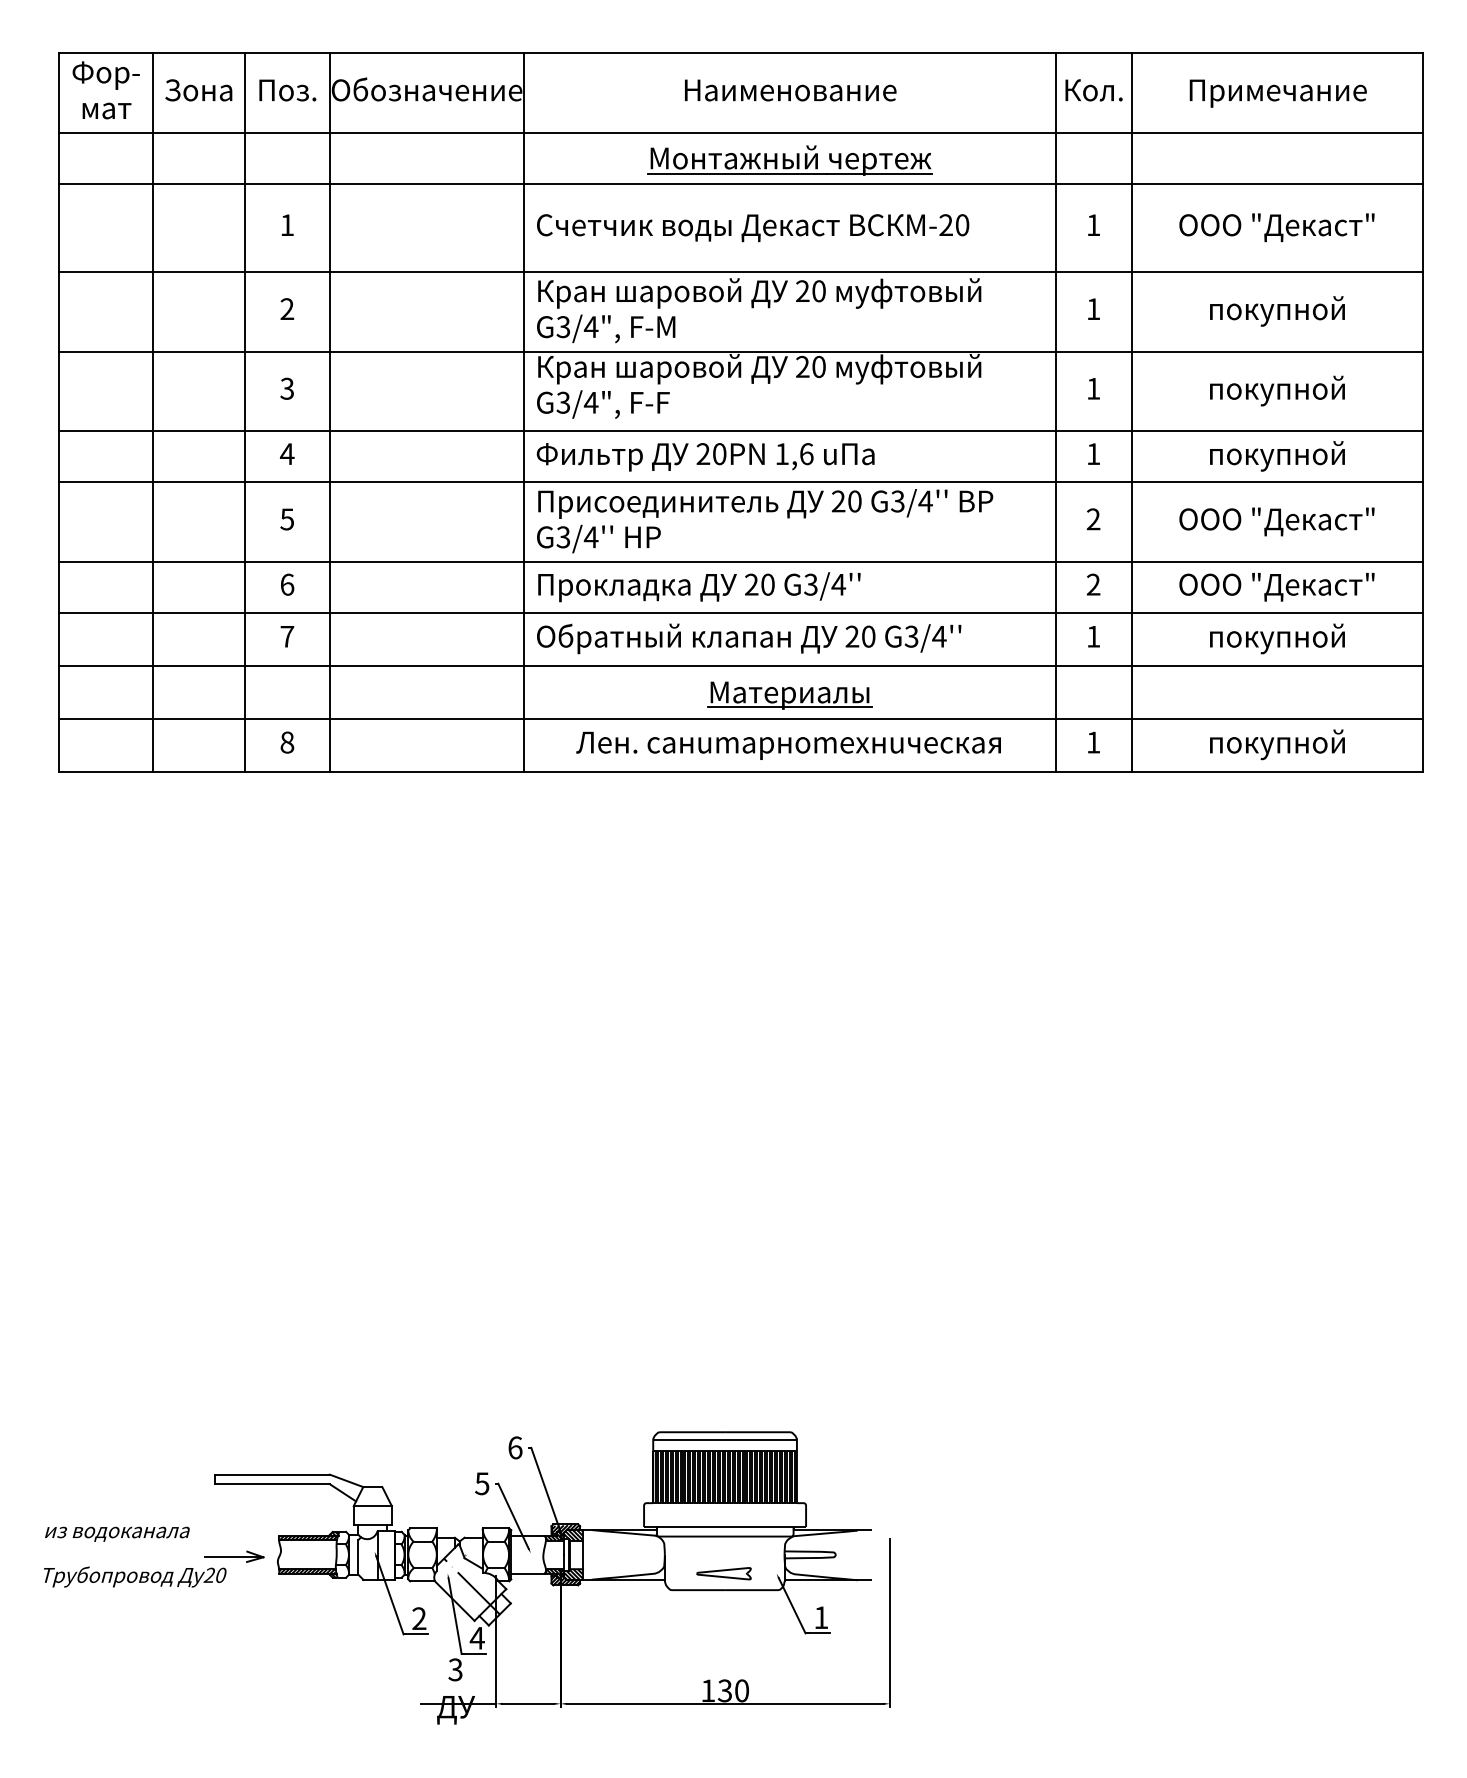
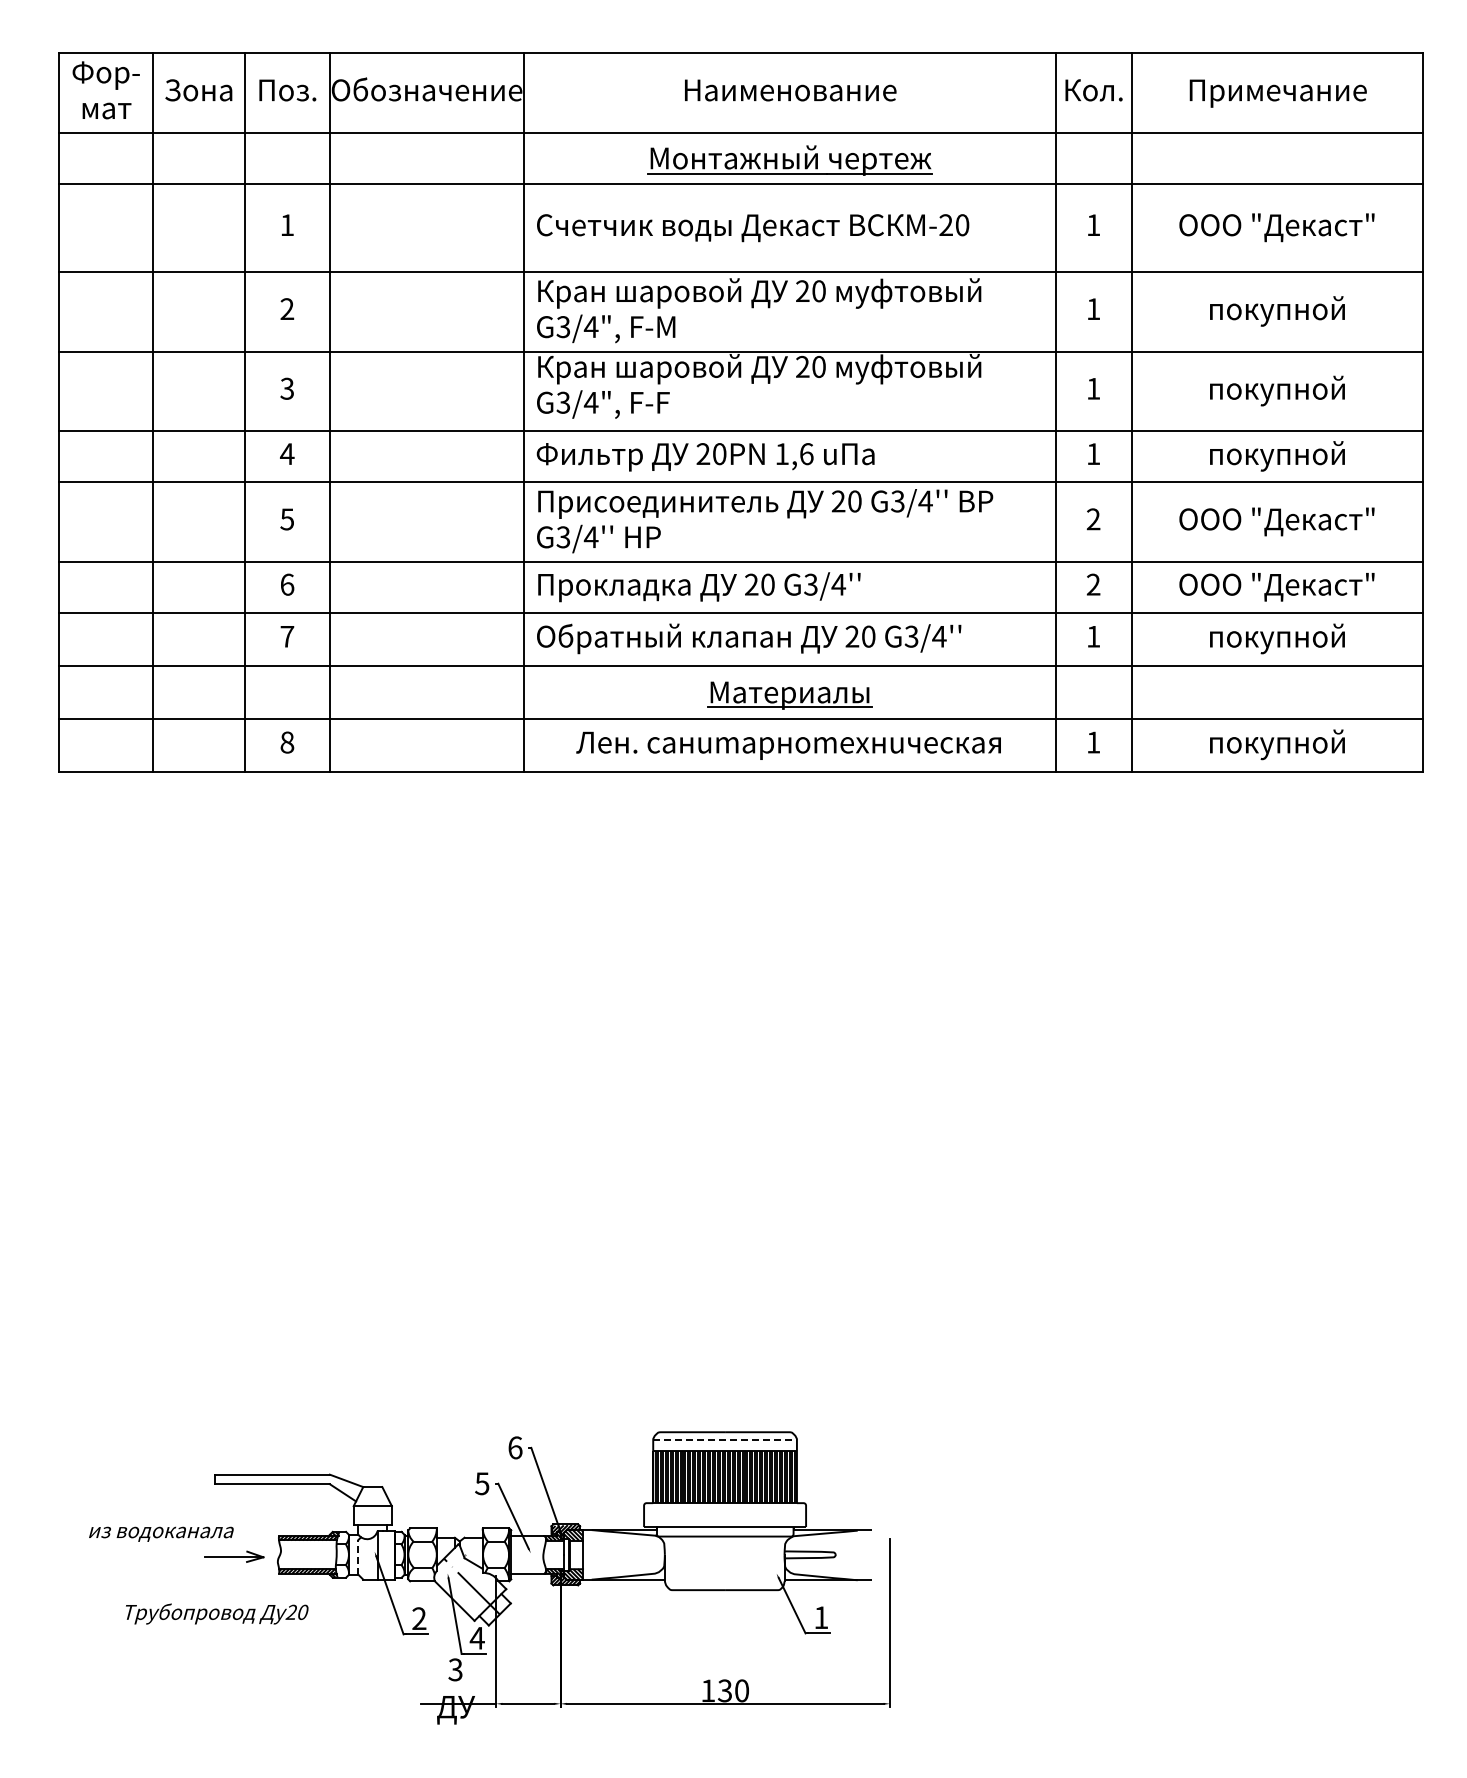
line: solid -> dashed (725, 1439)
text position: (117, 1533) -> (161, 1533) (161, 1533)
line: solid -> dashed (358, 1556)
part: present -> none (723, 1573)
text position: (135, 1576) -> (217, 1613) (217, 1613)
